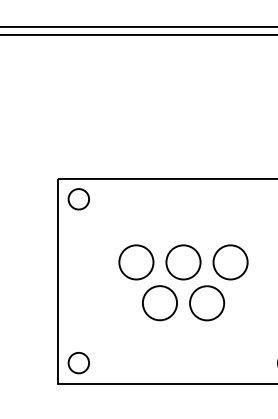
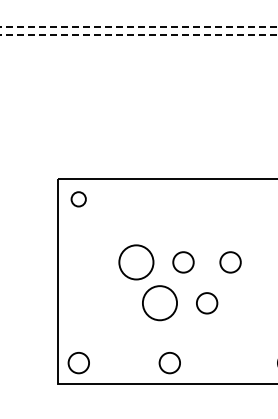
line: solid -> dashed (140, 27)
line: solid -> dashed (140, 35)
circle size: 23x23 px -> 17x17 px (78, 199)
circle diameter: 34 px -> 20 px (183, 262)
circle diameter: 34 px -> 20 px (230, 262)
circle diameter: 34 px -> 20 px (206, 303)
circle: none -> present (169, 363)
